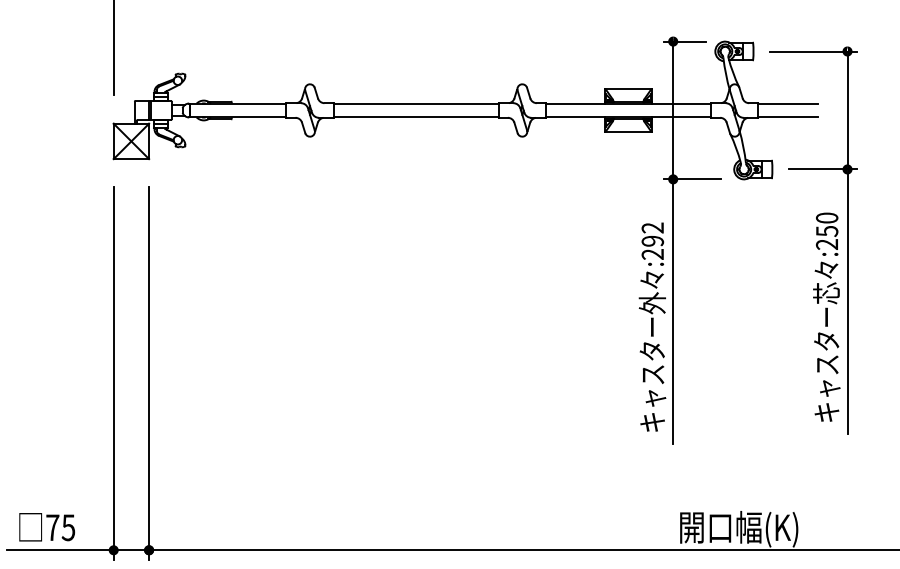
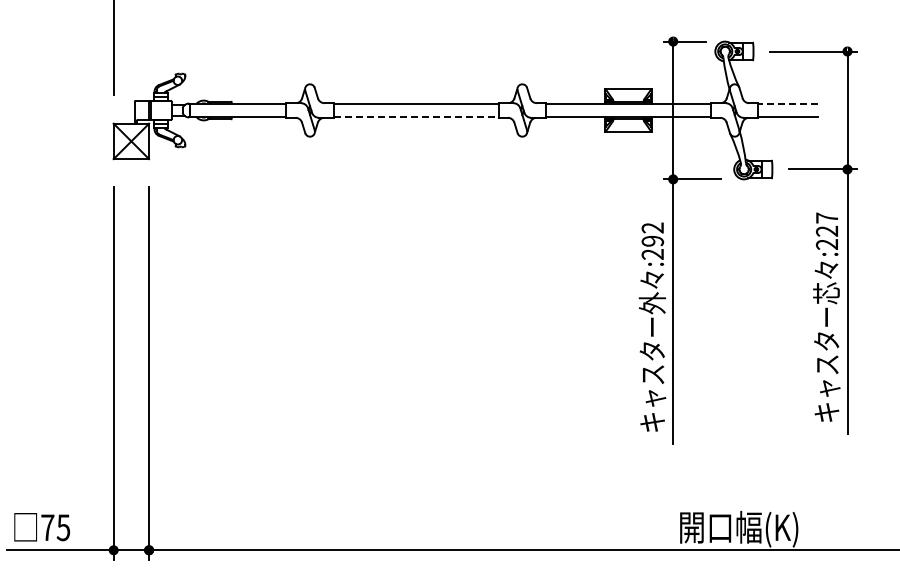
line: solid -> dashed (788, 103)
line: solid -> dashed (416, 117)
text: :250 -> :227 (826, 224)
text position: (46, 527) -> (41, 527) (41, 527)
